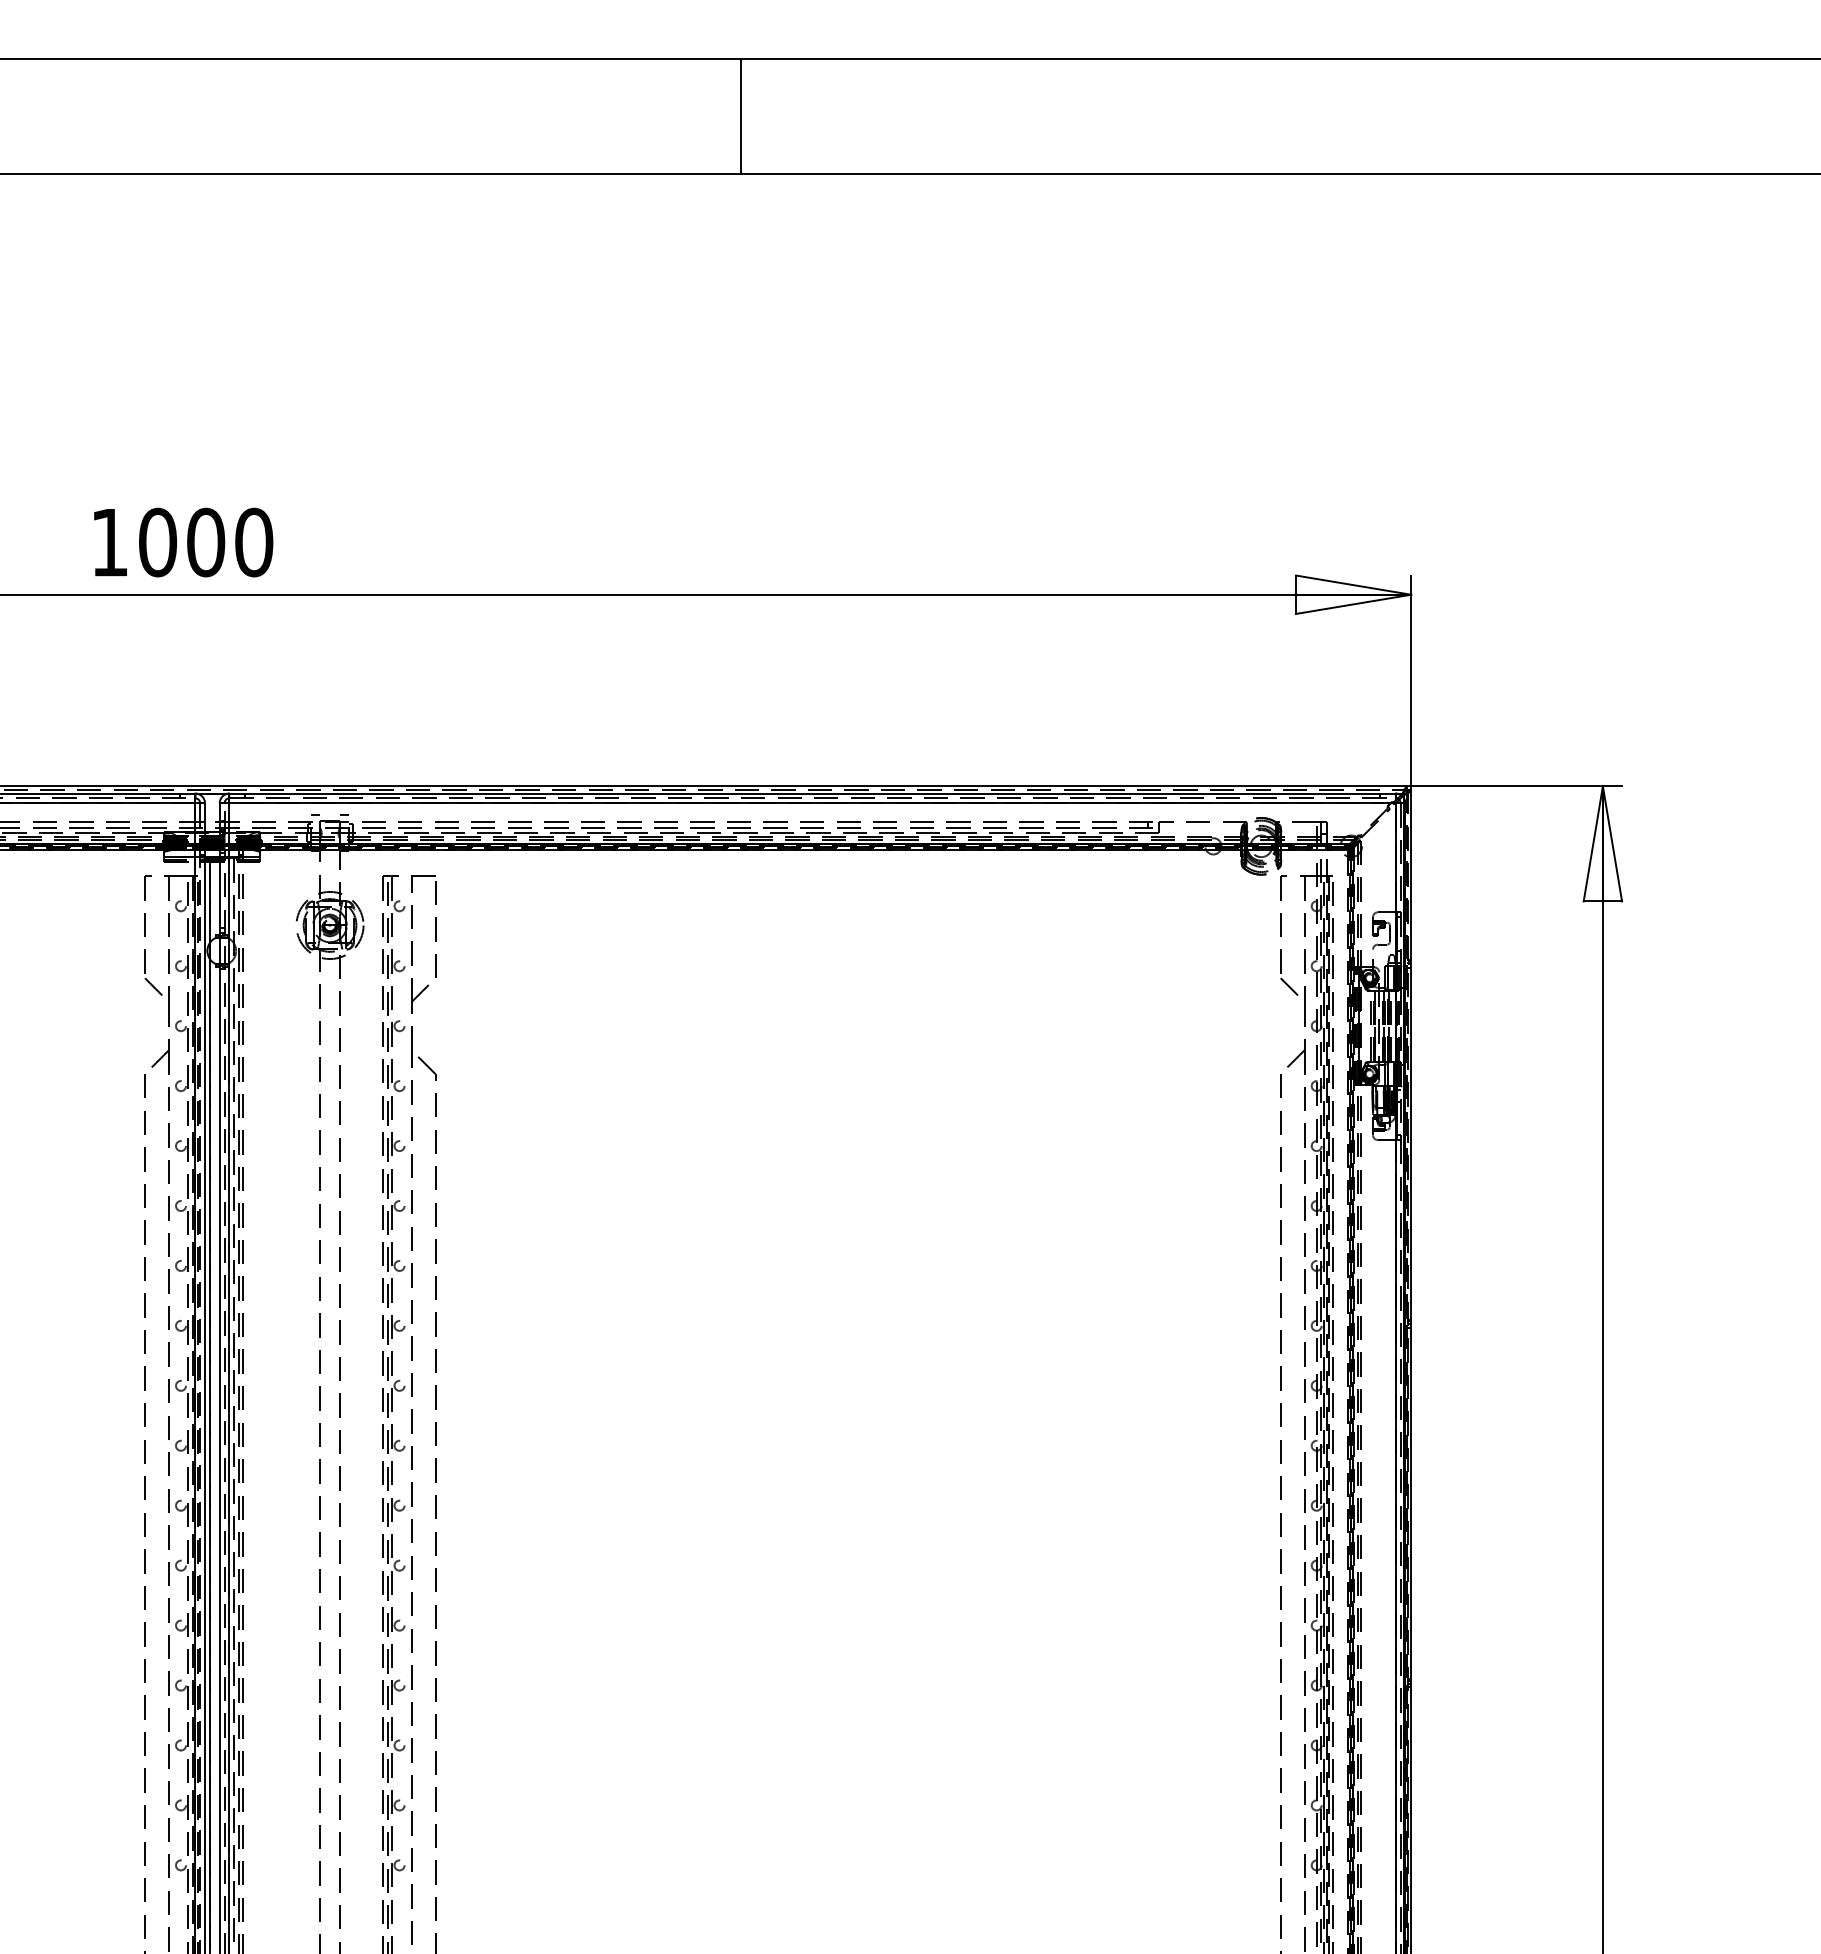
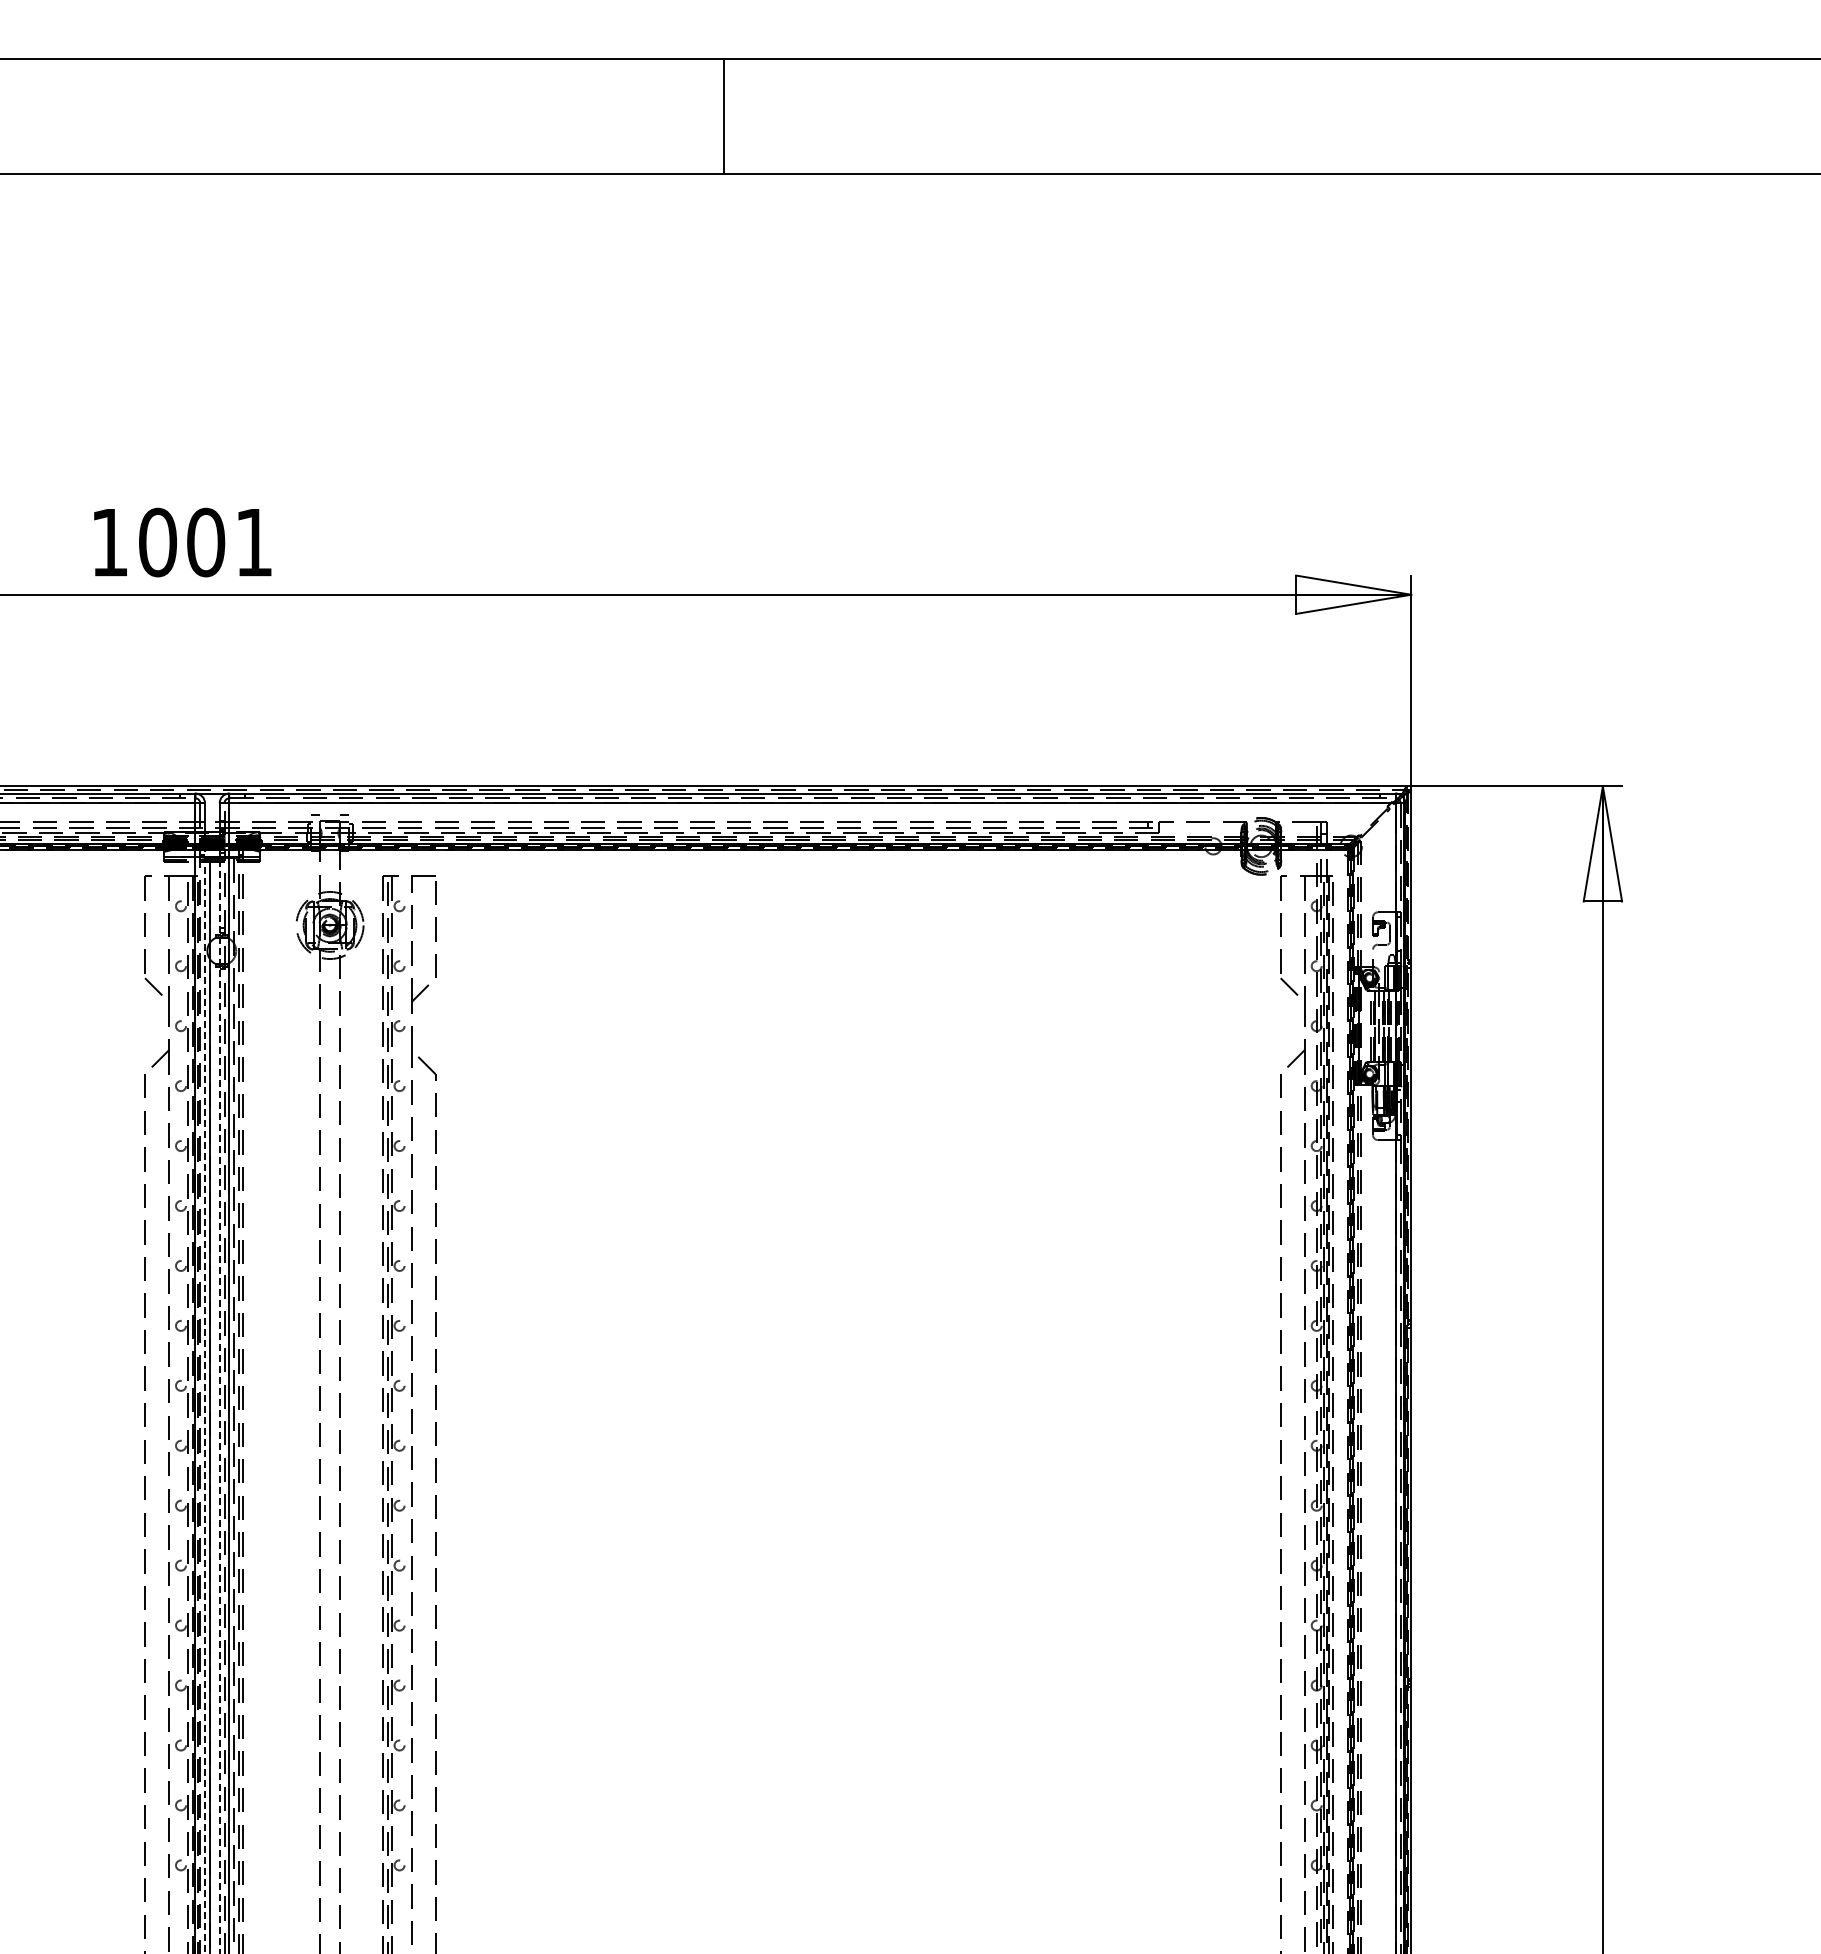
line position: (740, 115) -> (723, 115) (723, 115)
text: 1000 -> 1001 (254, 542)
line: solid -> dashed (205, 1400)
line: solid -> dashed (219, 1401)
